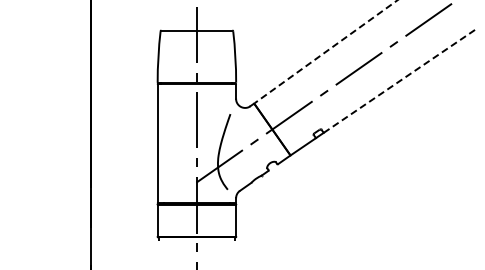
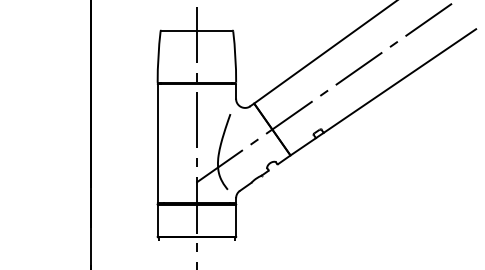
line: dashed -> solid (326, 51)
line: dashed -> solid (400, 80)
